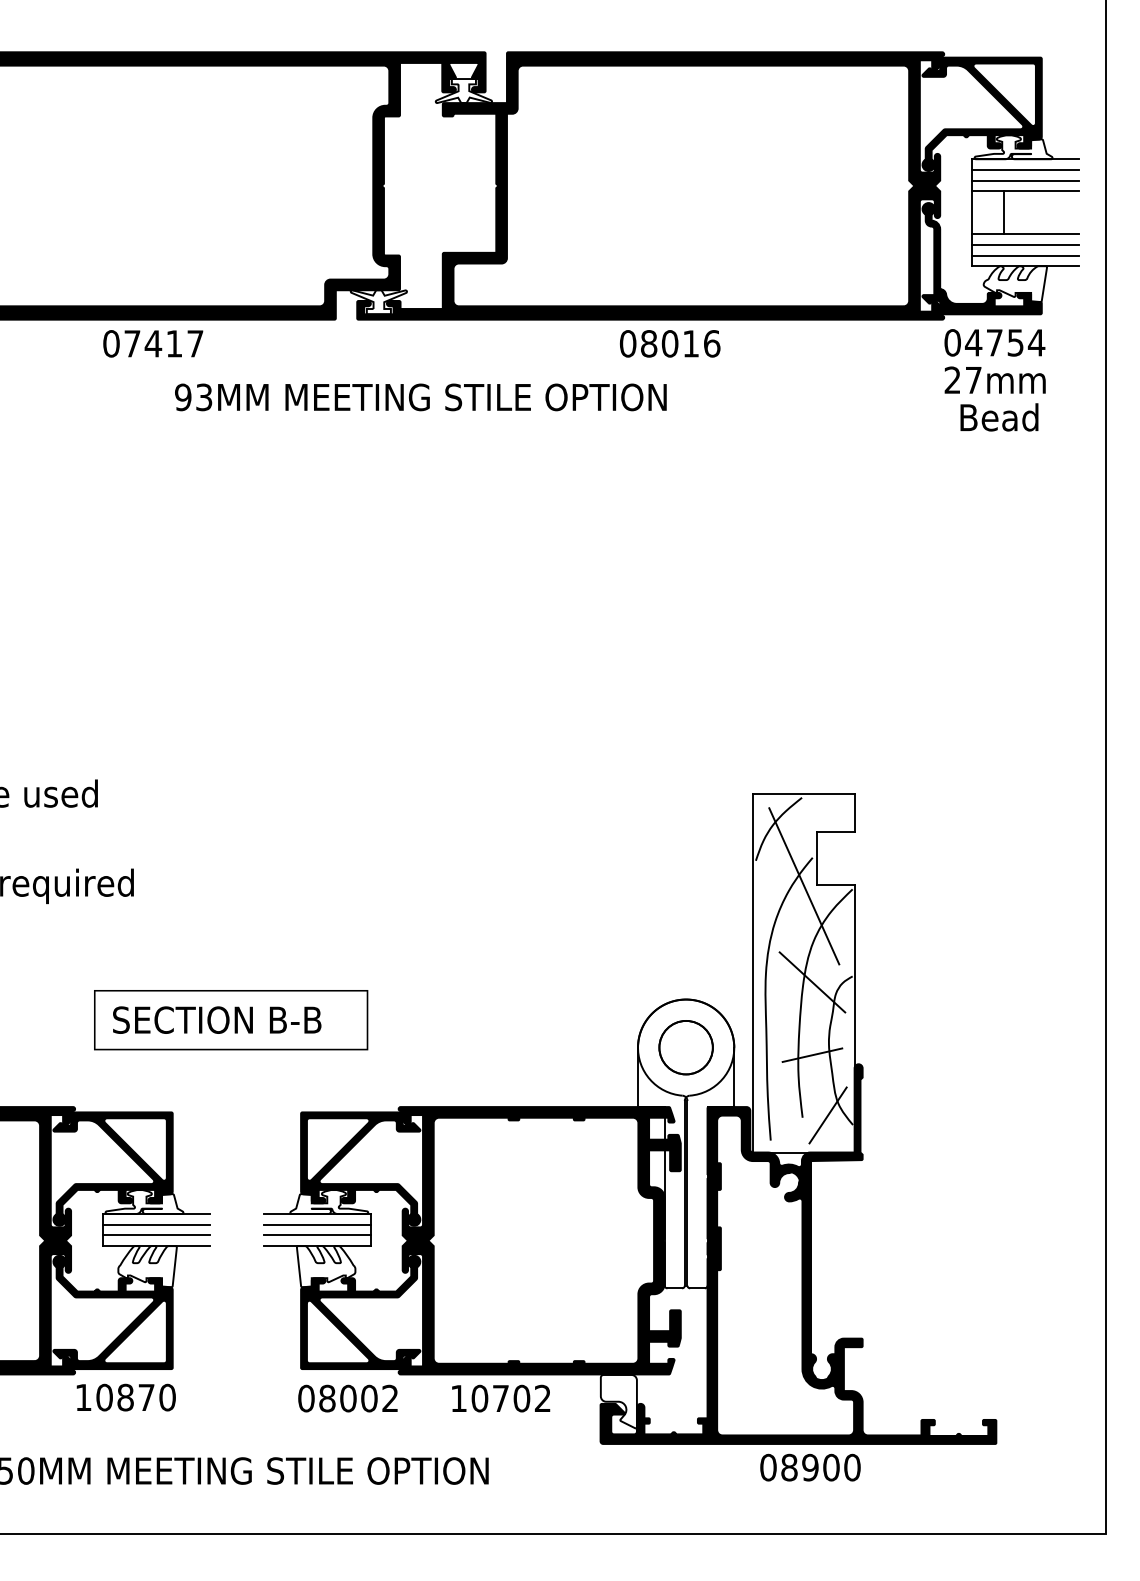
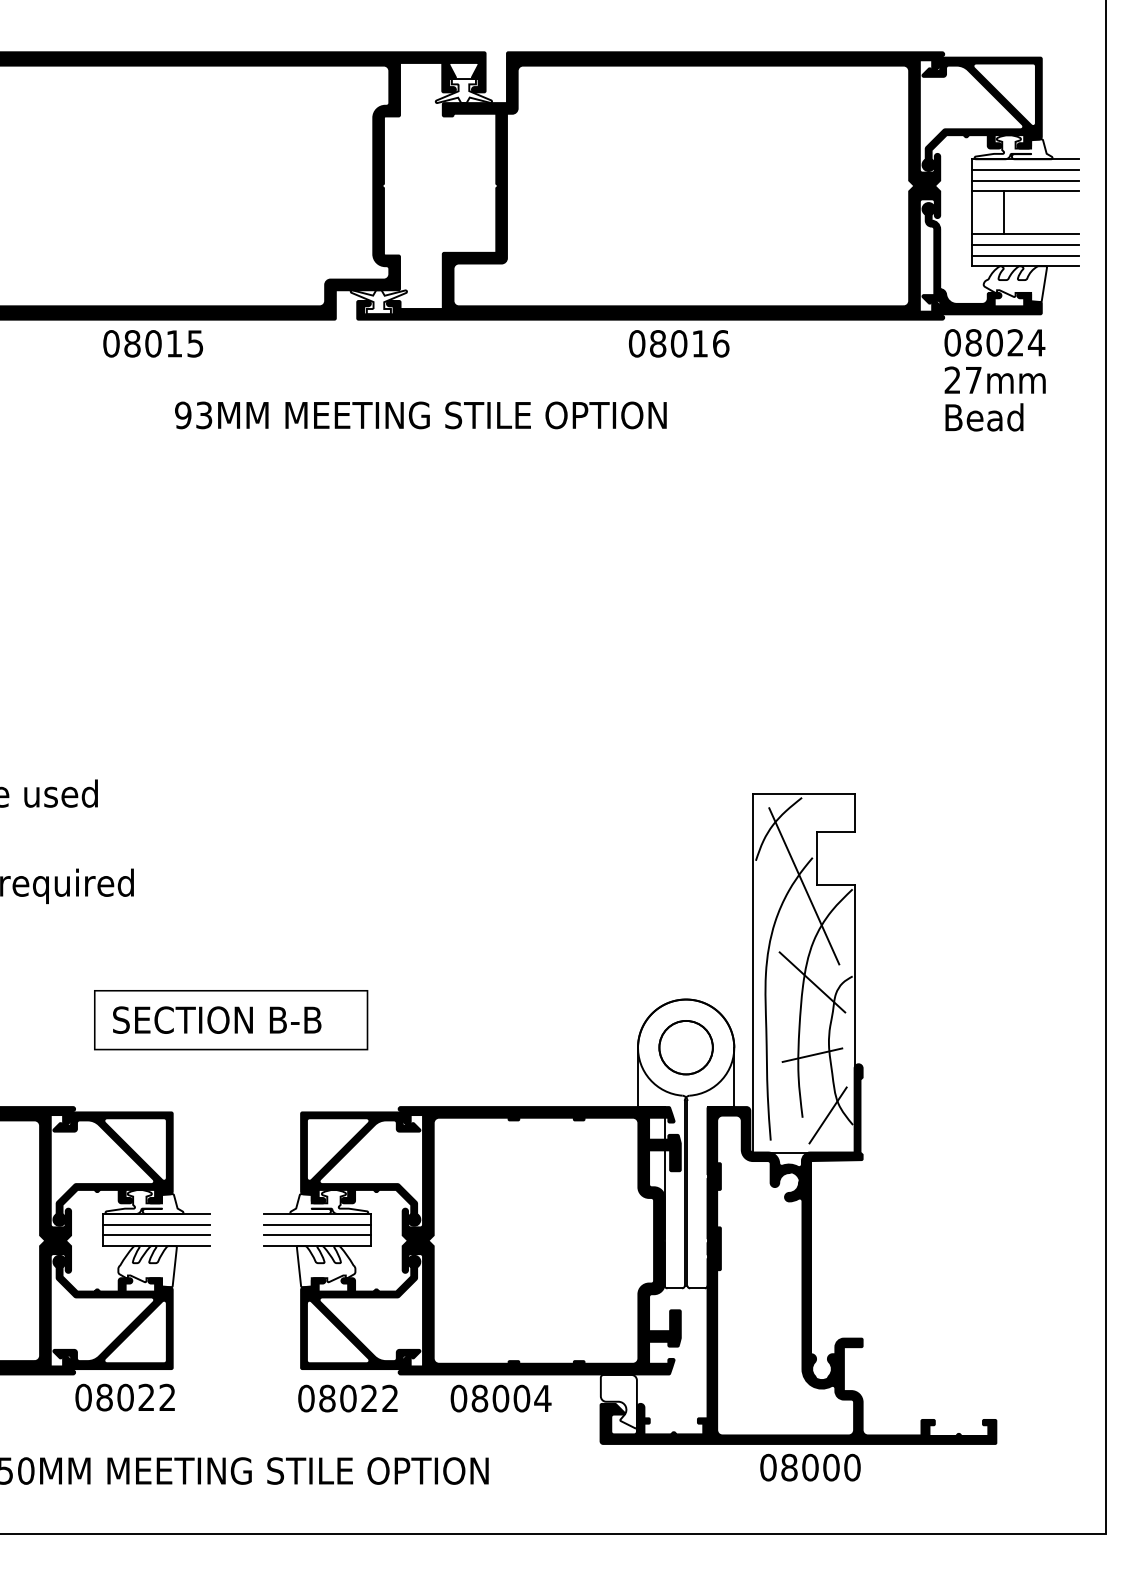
text: 04754 -> 08024 (993, 342)
text: 07417 -> 08015 (163, 343)
text position: (670, 343) -> (679, 343) (679, 343)
text position: (420, 397) -> (420, 415) (420, 415)
text position: (999, 417) -> (984, 417) (984, 417)
text: 10870 -> 08022 (125, 1397)
text: 08002 -> 08022 (369, 1398)
text: 10702 -> 08004 (500, 1398)
text: 08900 -> 08000 (810, 1467)
